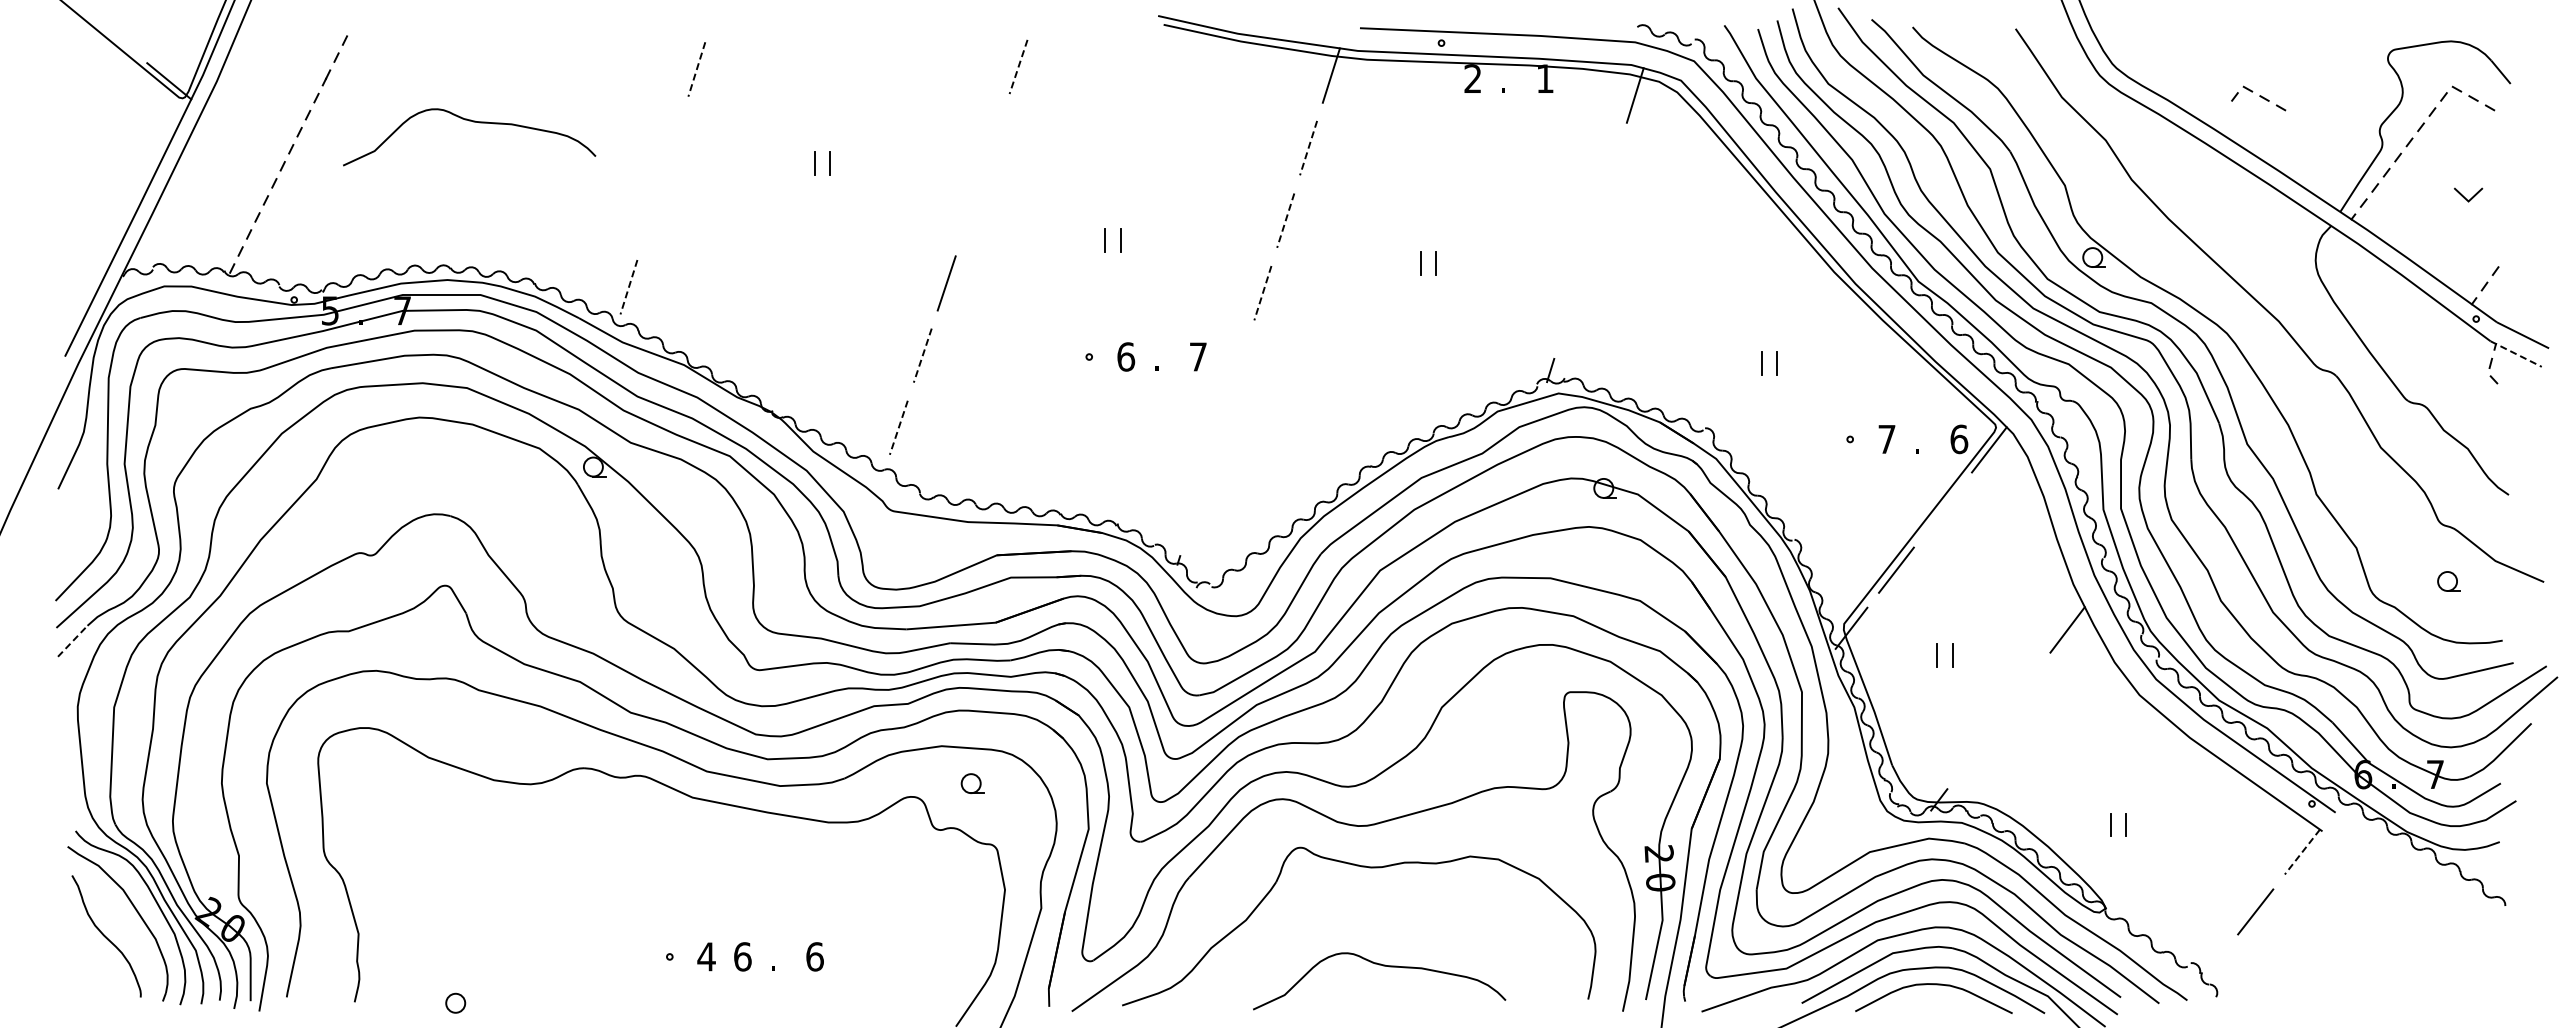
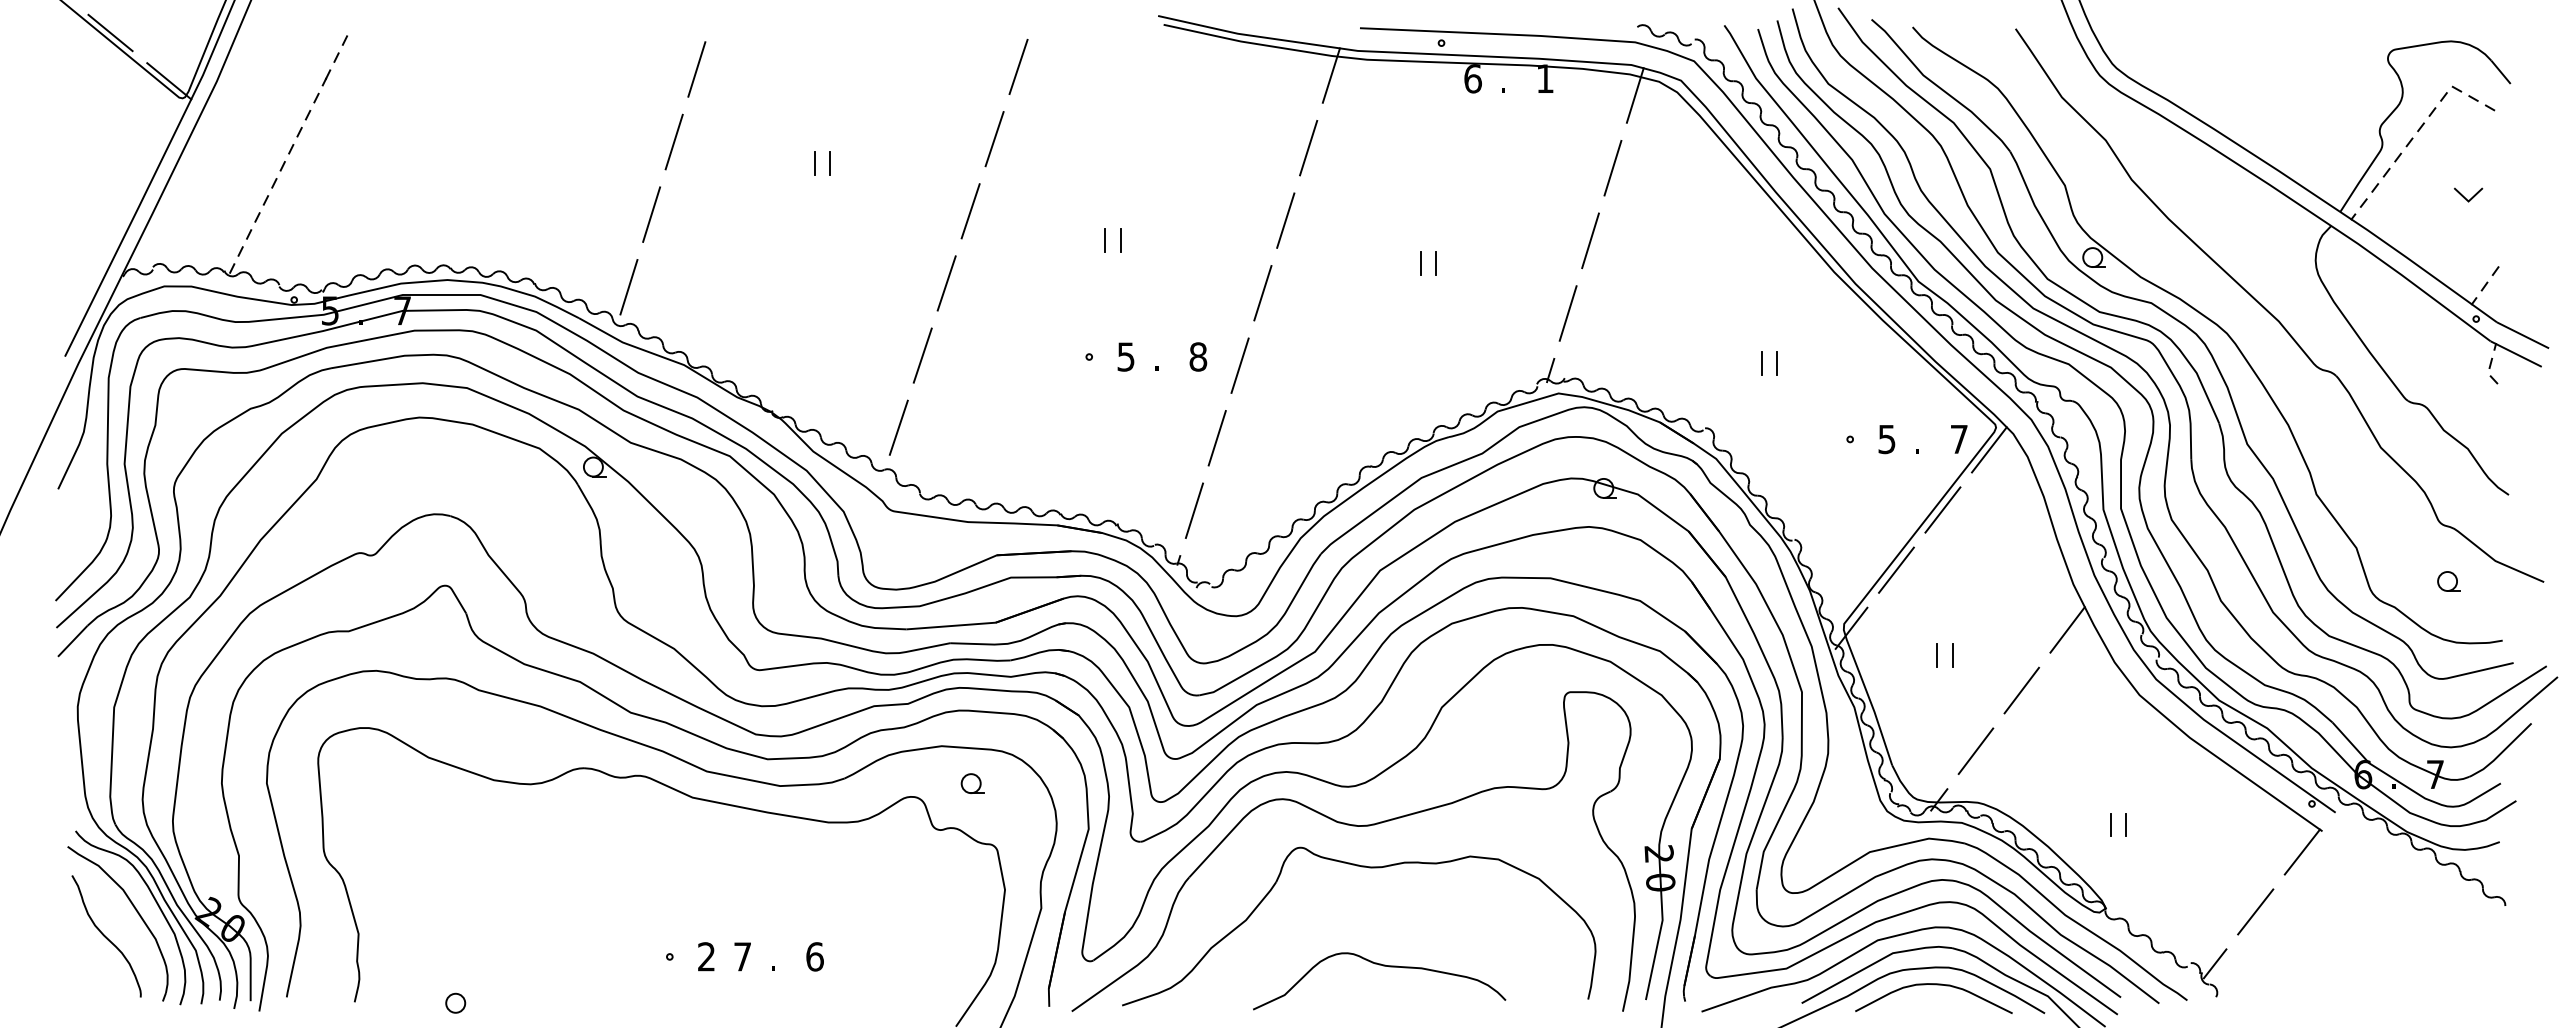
line: none -> present (110, 32)
line: dashed -> solid (1018, 66)
line: dashed -> solid (696, 69)
text: 2 -> 6 (1472, 78)
part: present -> none (2258, 98)
curve: present -> none (473, 122)
line: none -> present (994, 139)
line: none -> present (673, 141)
line: dashed -> solid (1308, 148)
line: none -> present (1612, 167)
line: none -> present (970, 211)
line: none -> present (651, 214)
line: dashed -> solid (1285, 220)
line: none -> present (1590, 240)
line: dashed -> solid (628, 287)
line: dashed -> solid (1262, 293)
line: none -> present (1567, 313)
line: dashed -> solid (2516, 354)
line: dashed -> solid (922, 356)
text: 6 -> 5 (1126, 356)
text: 7 -> 8 (1198, 356)
line: none -> present (1239, 365)
line: dashed -> solid (898, 428)
line: none -> present (1216, 438)
text: 7 -> 5 (1886, 439)
text: 6 -> 7 (1959, 439)
line: none -> present (1942, 509)
line: none -> present (1194, 510)
line: dashed -> solid (73, 640)
line: none -> present (2021, 690)
line: none -> present (1975, 750)
line: dashed -> solid (2302, 852)
text: 4 -> 2 (706, 956)
text: 6 -> 7 (742, 956)
line: none -> present (2214, 963)
